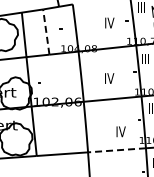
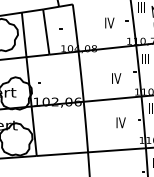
line: dashed -> solid (46, 32)
text position: (109, 78) -> (116, 78) (116, 78)
text position: (120, 131) -> (120, 122) (120, 122)
line: dashed -> solid (117, 150)
